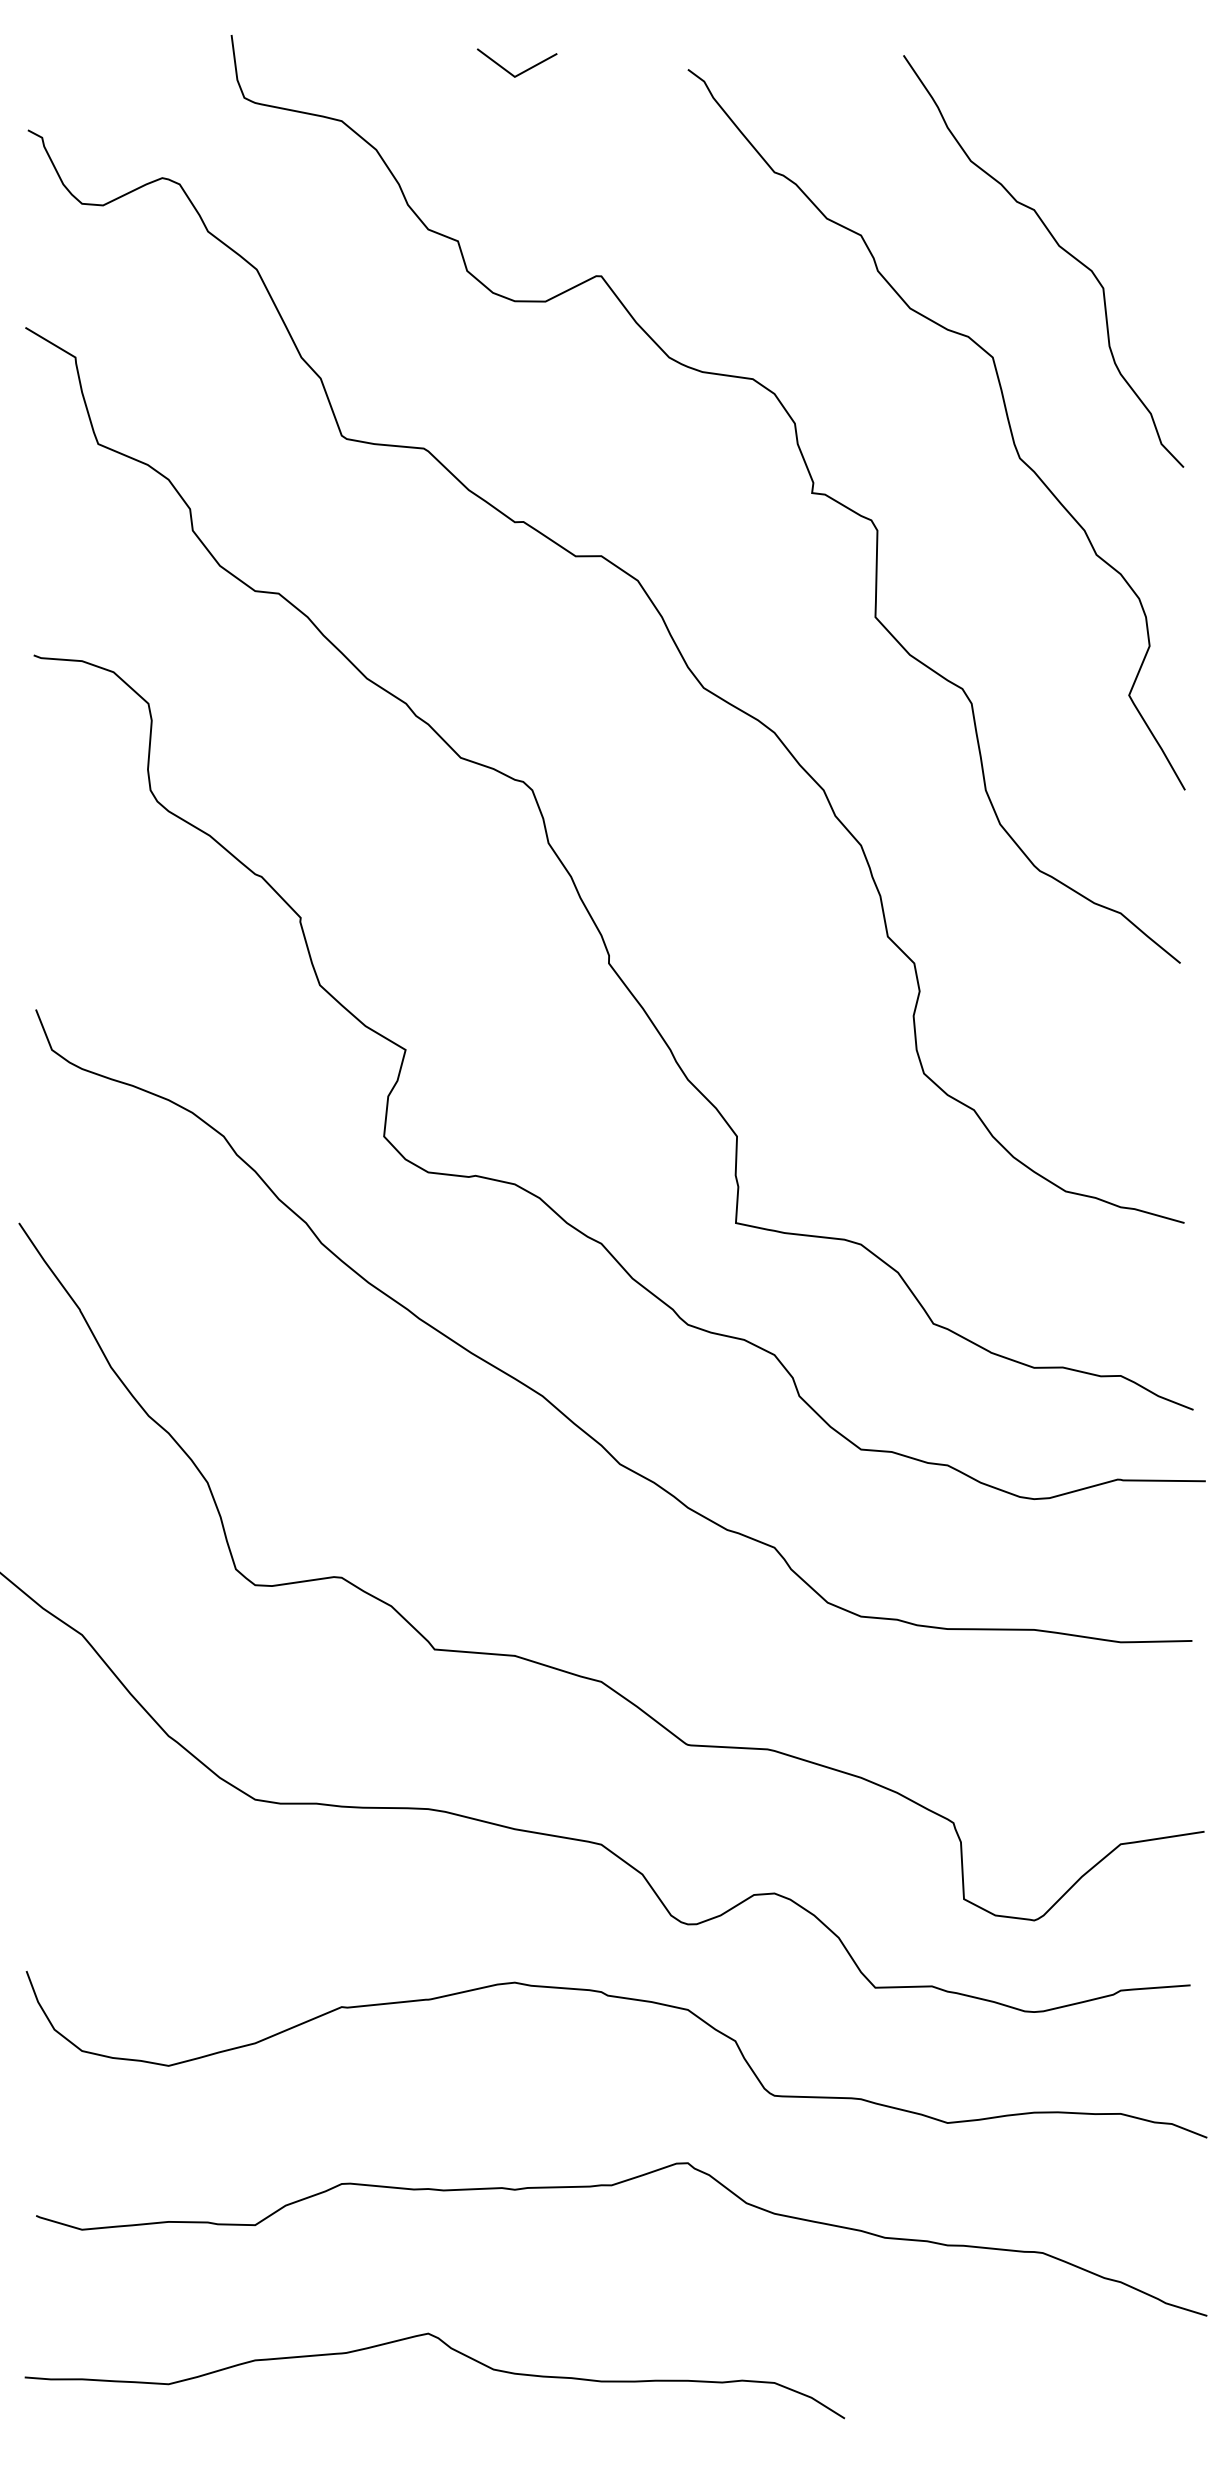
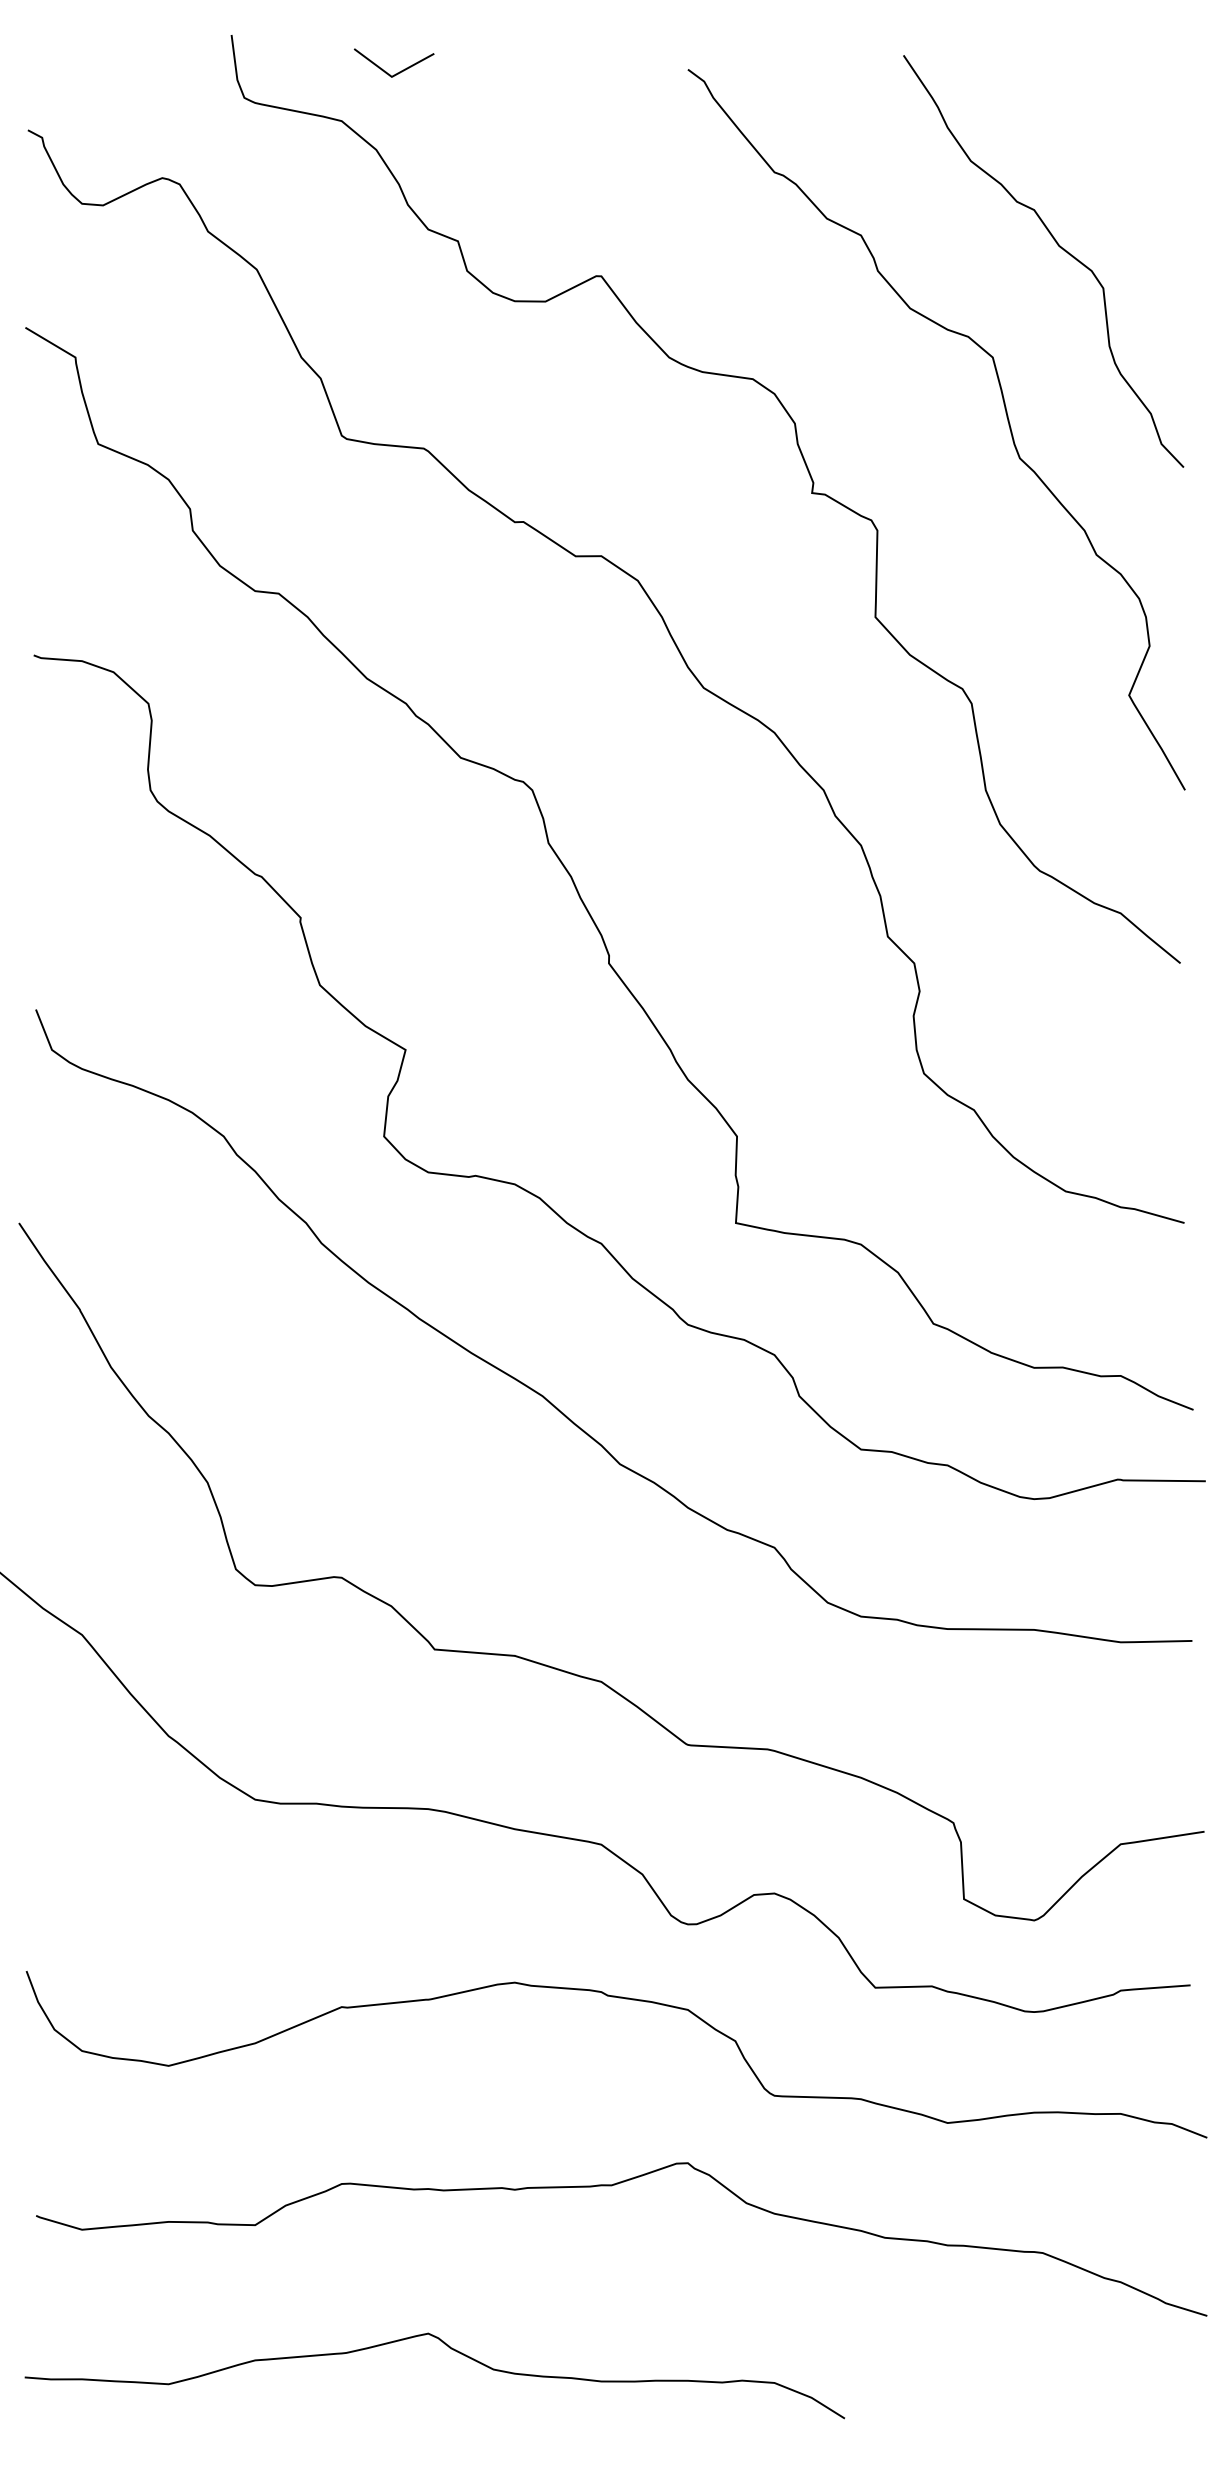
line position: (522, 71) -> (399, 71) (399, 71)
